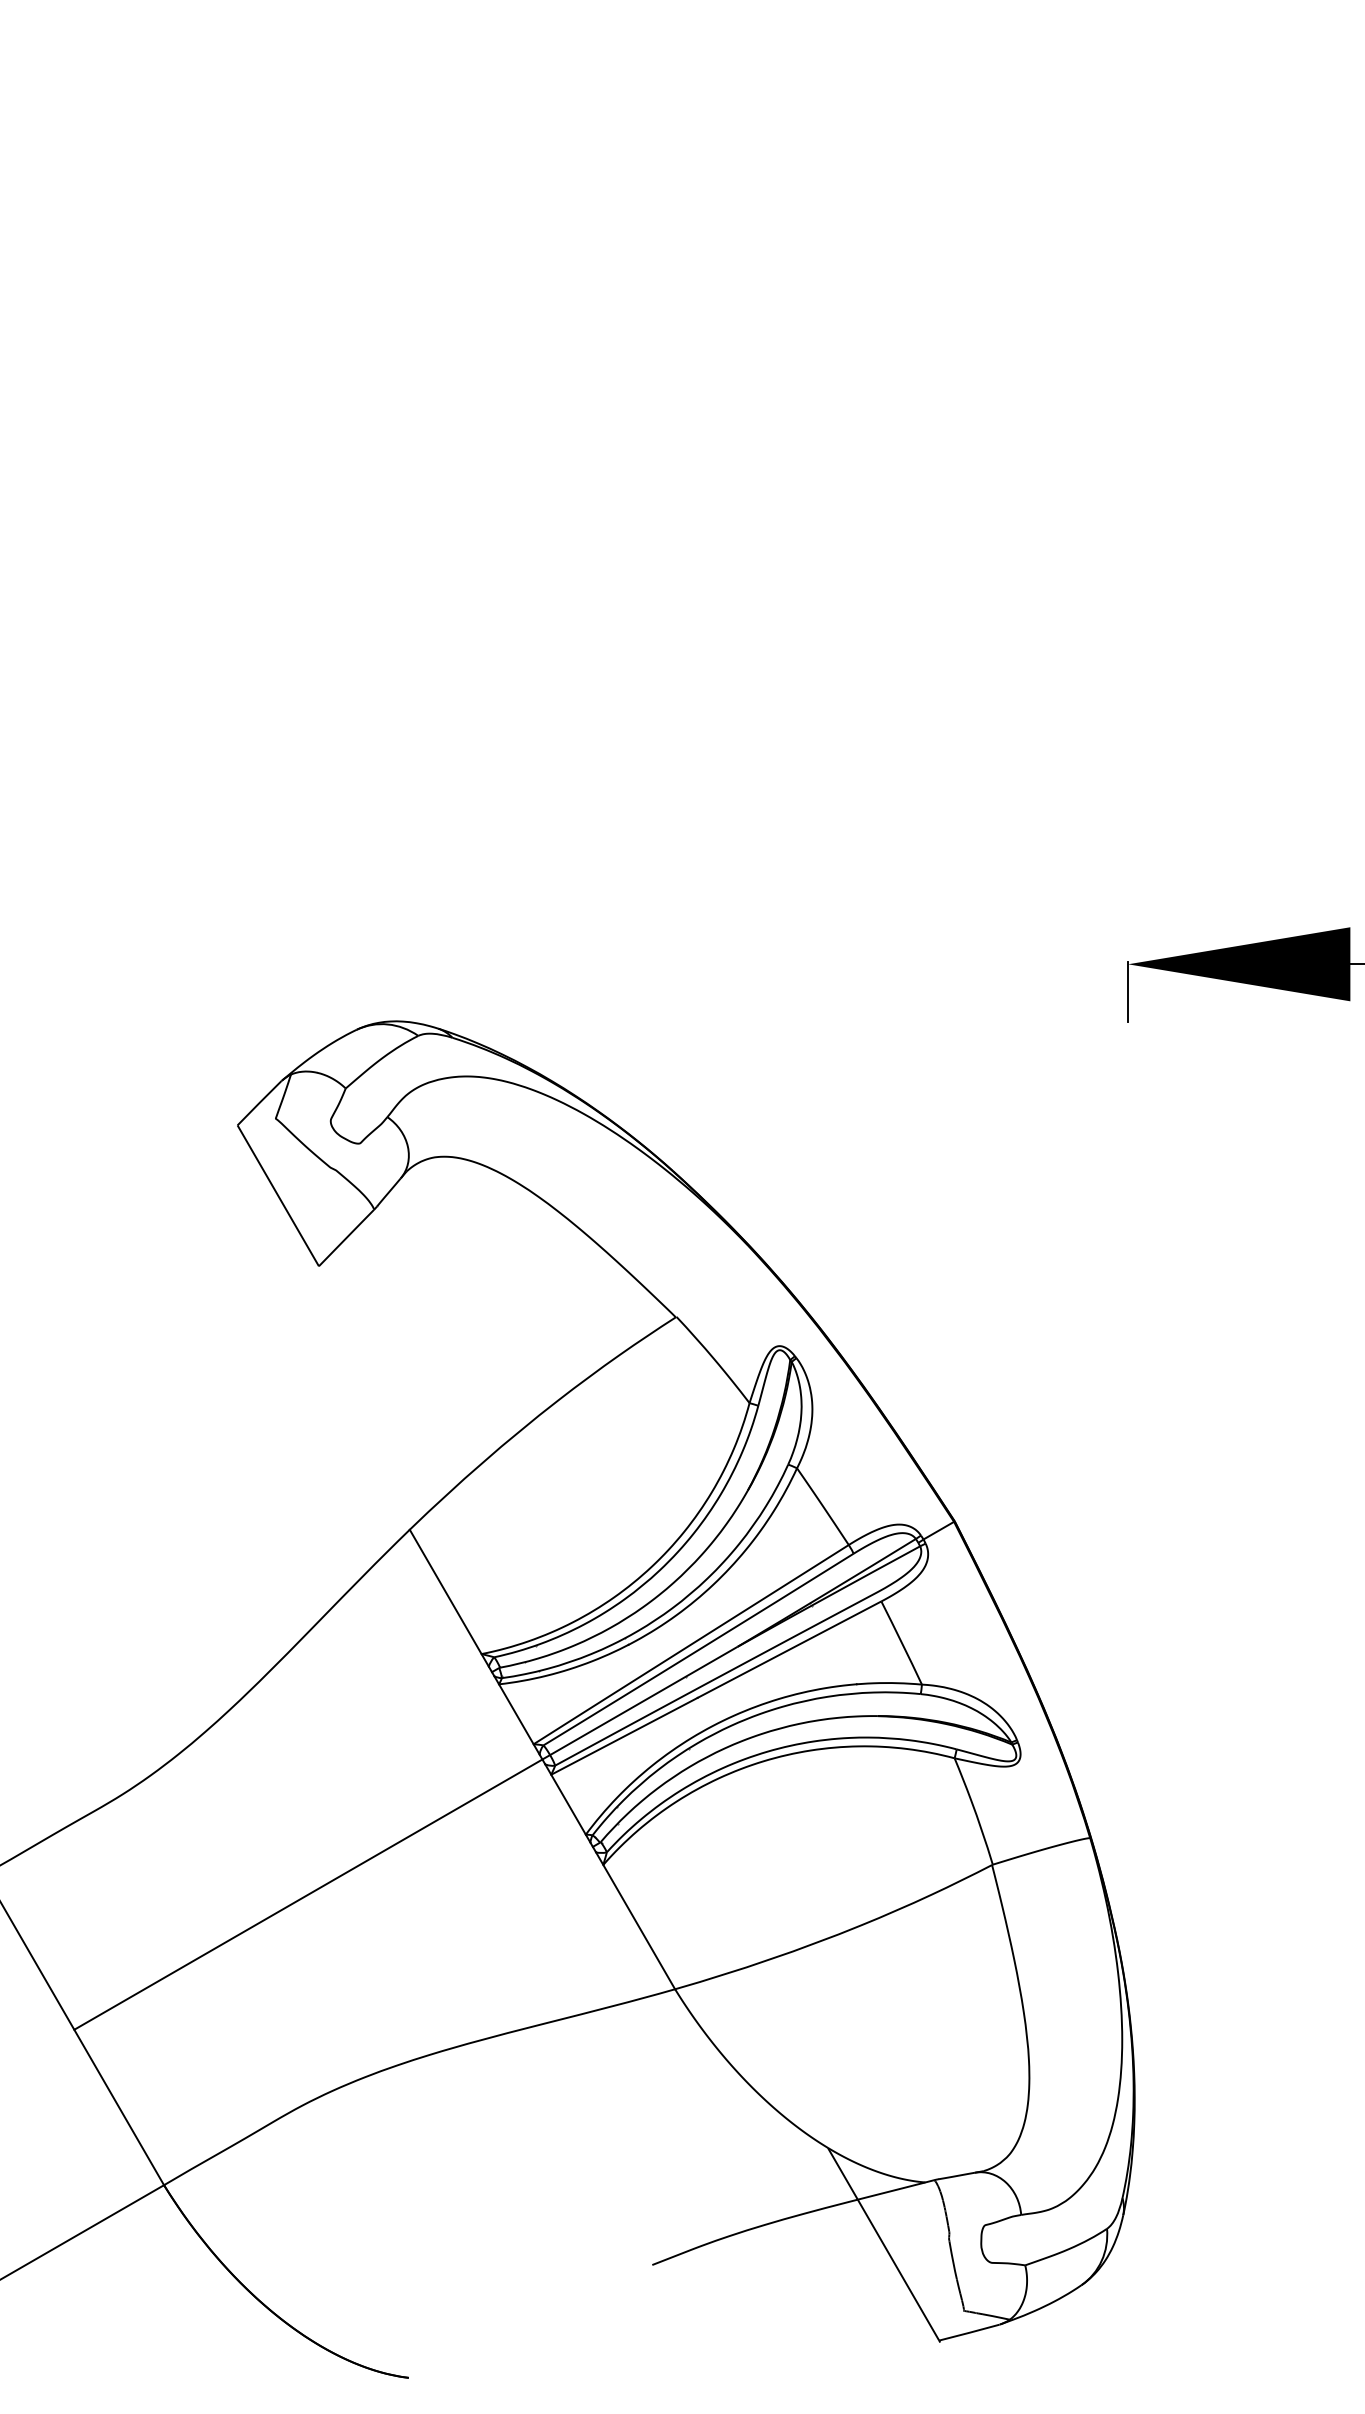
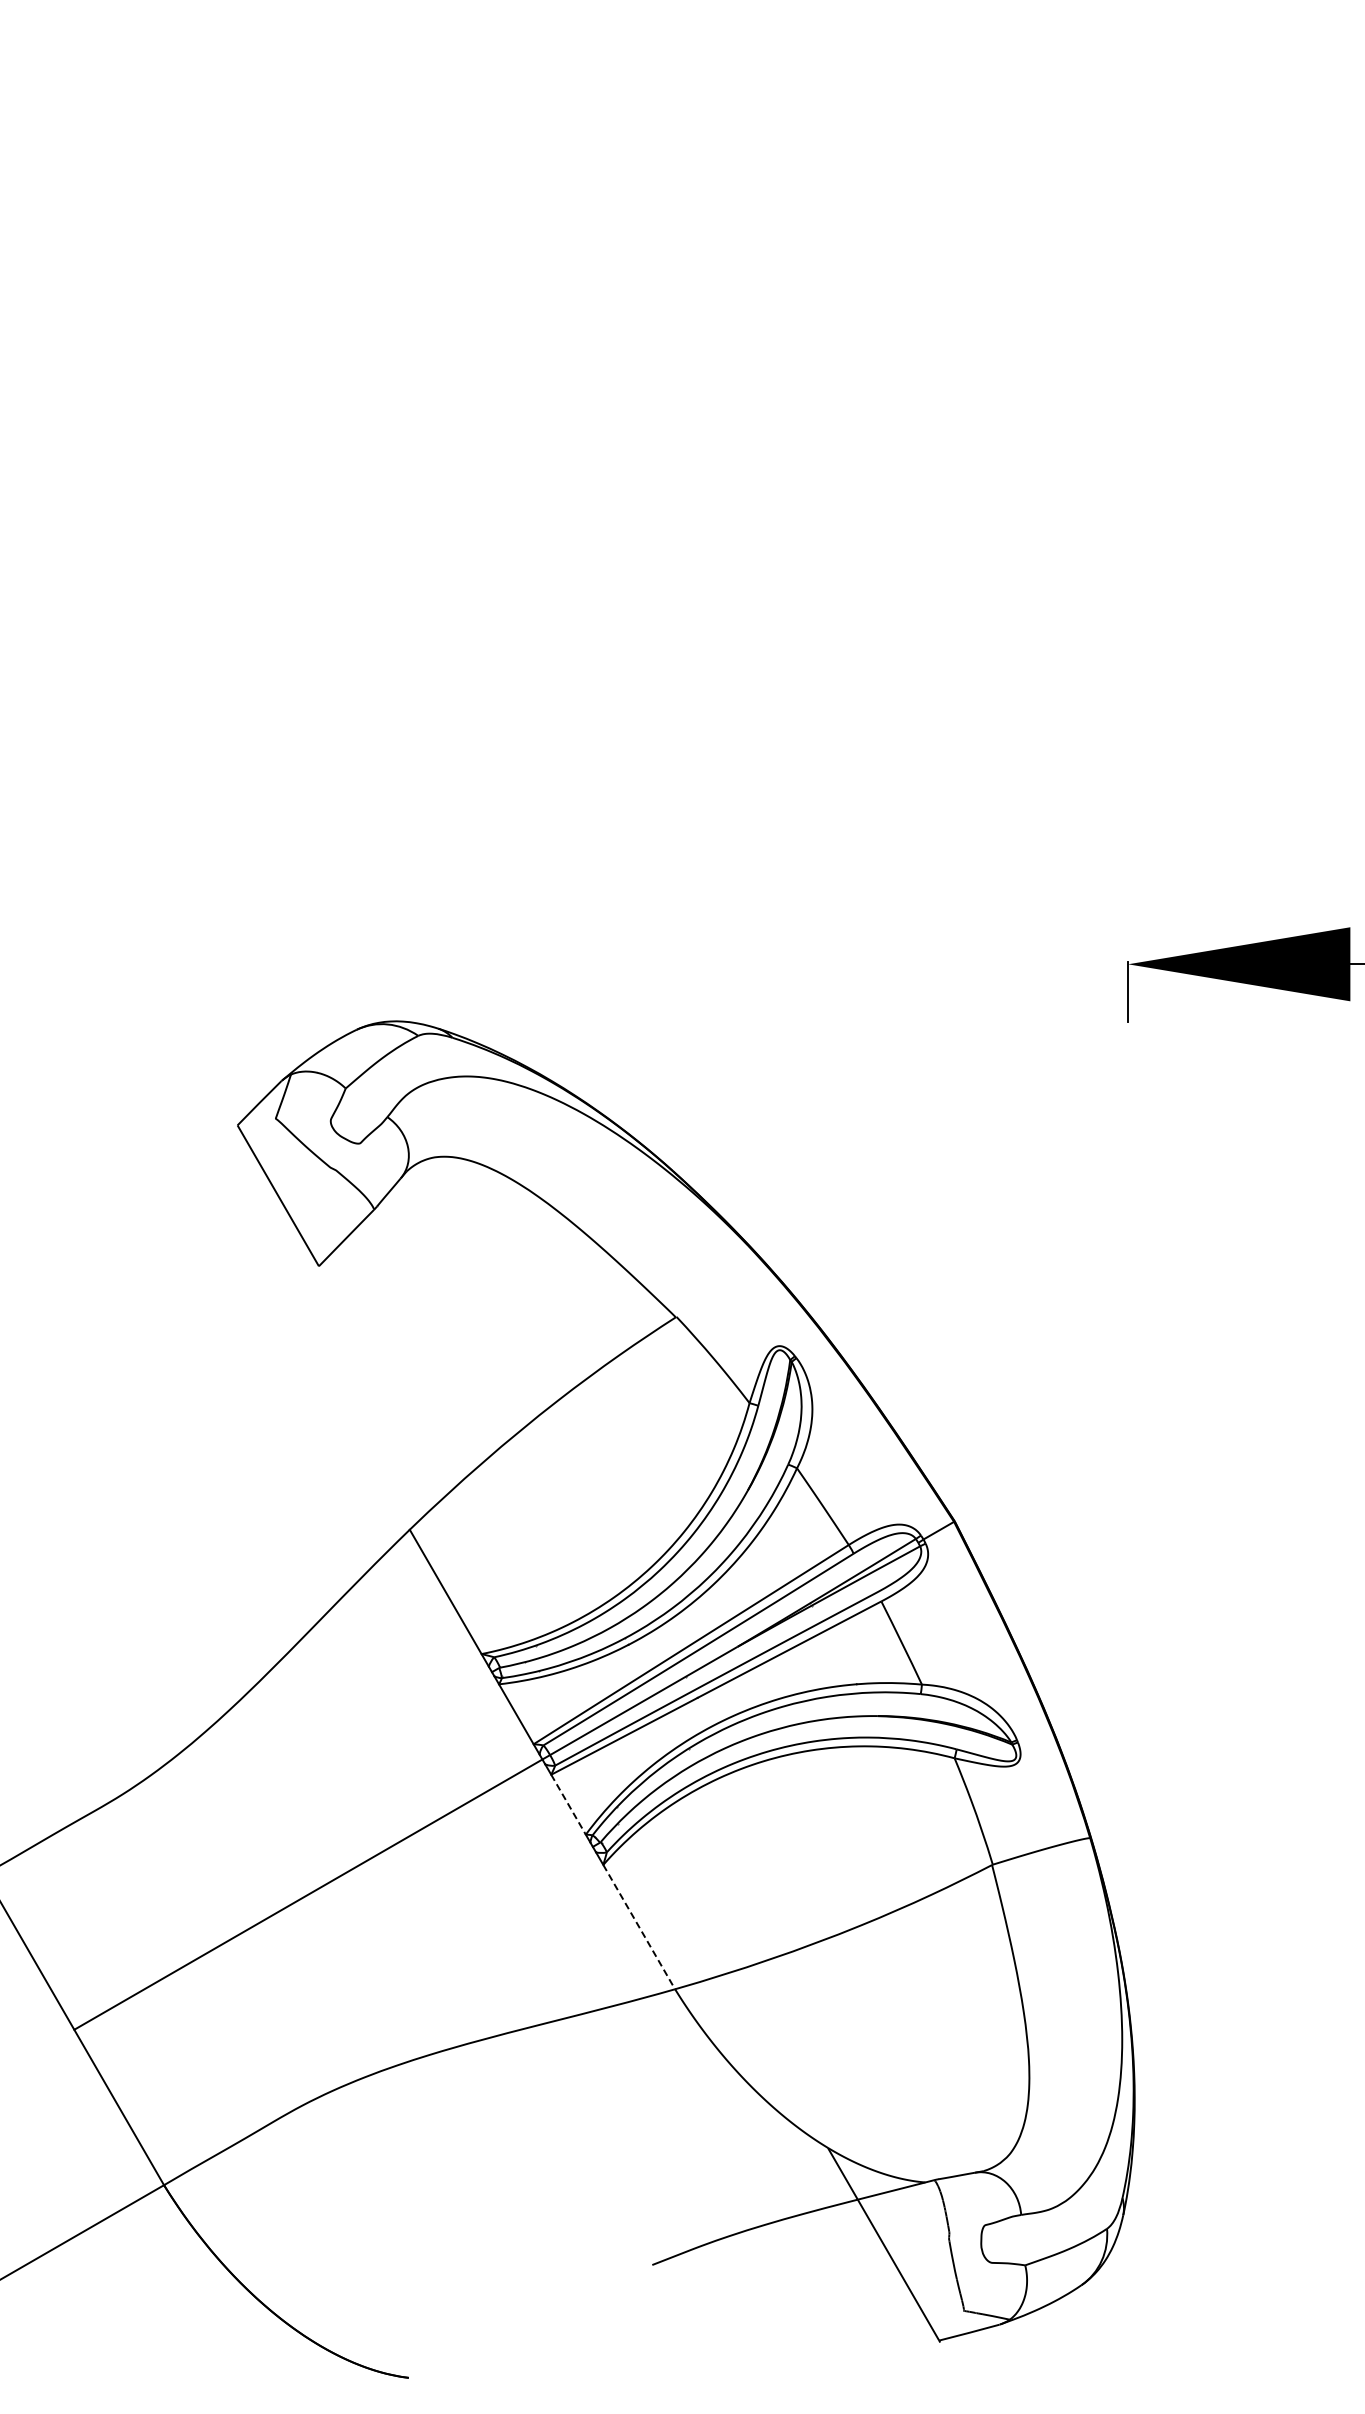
line: solid -> dashed (568, 1804)
line: solid -> dashed (639, 1927)
